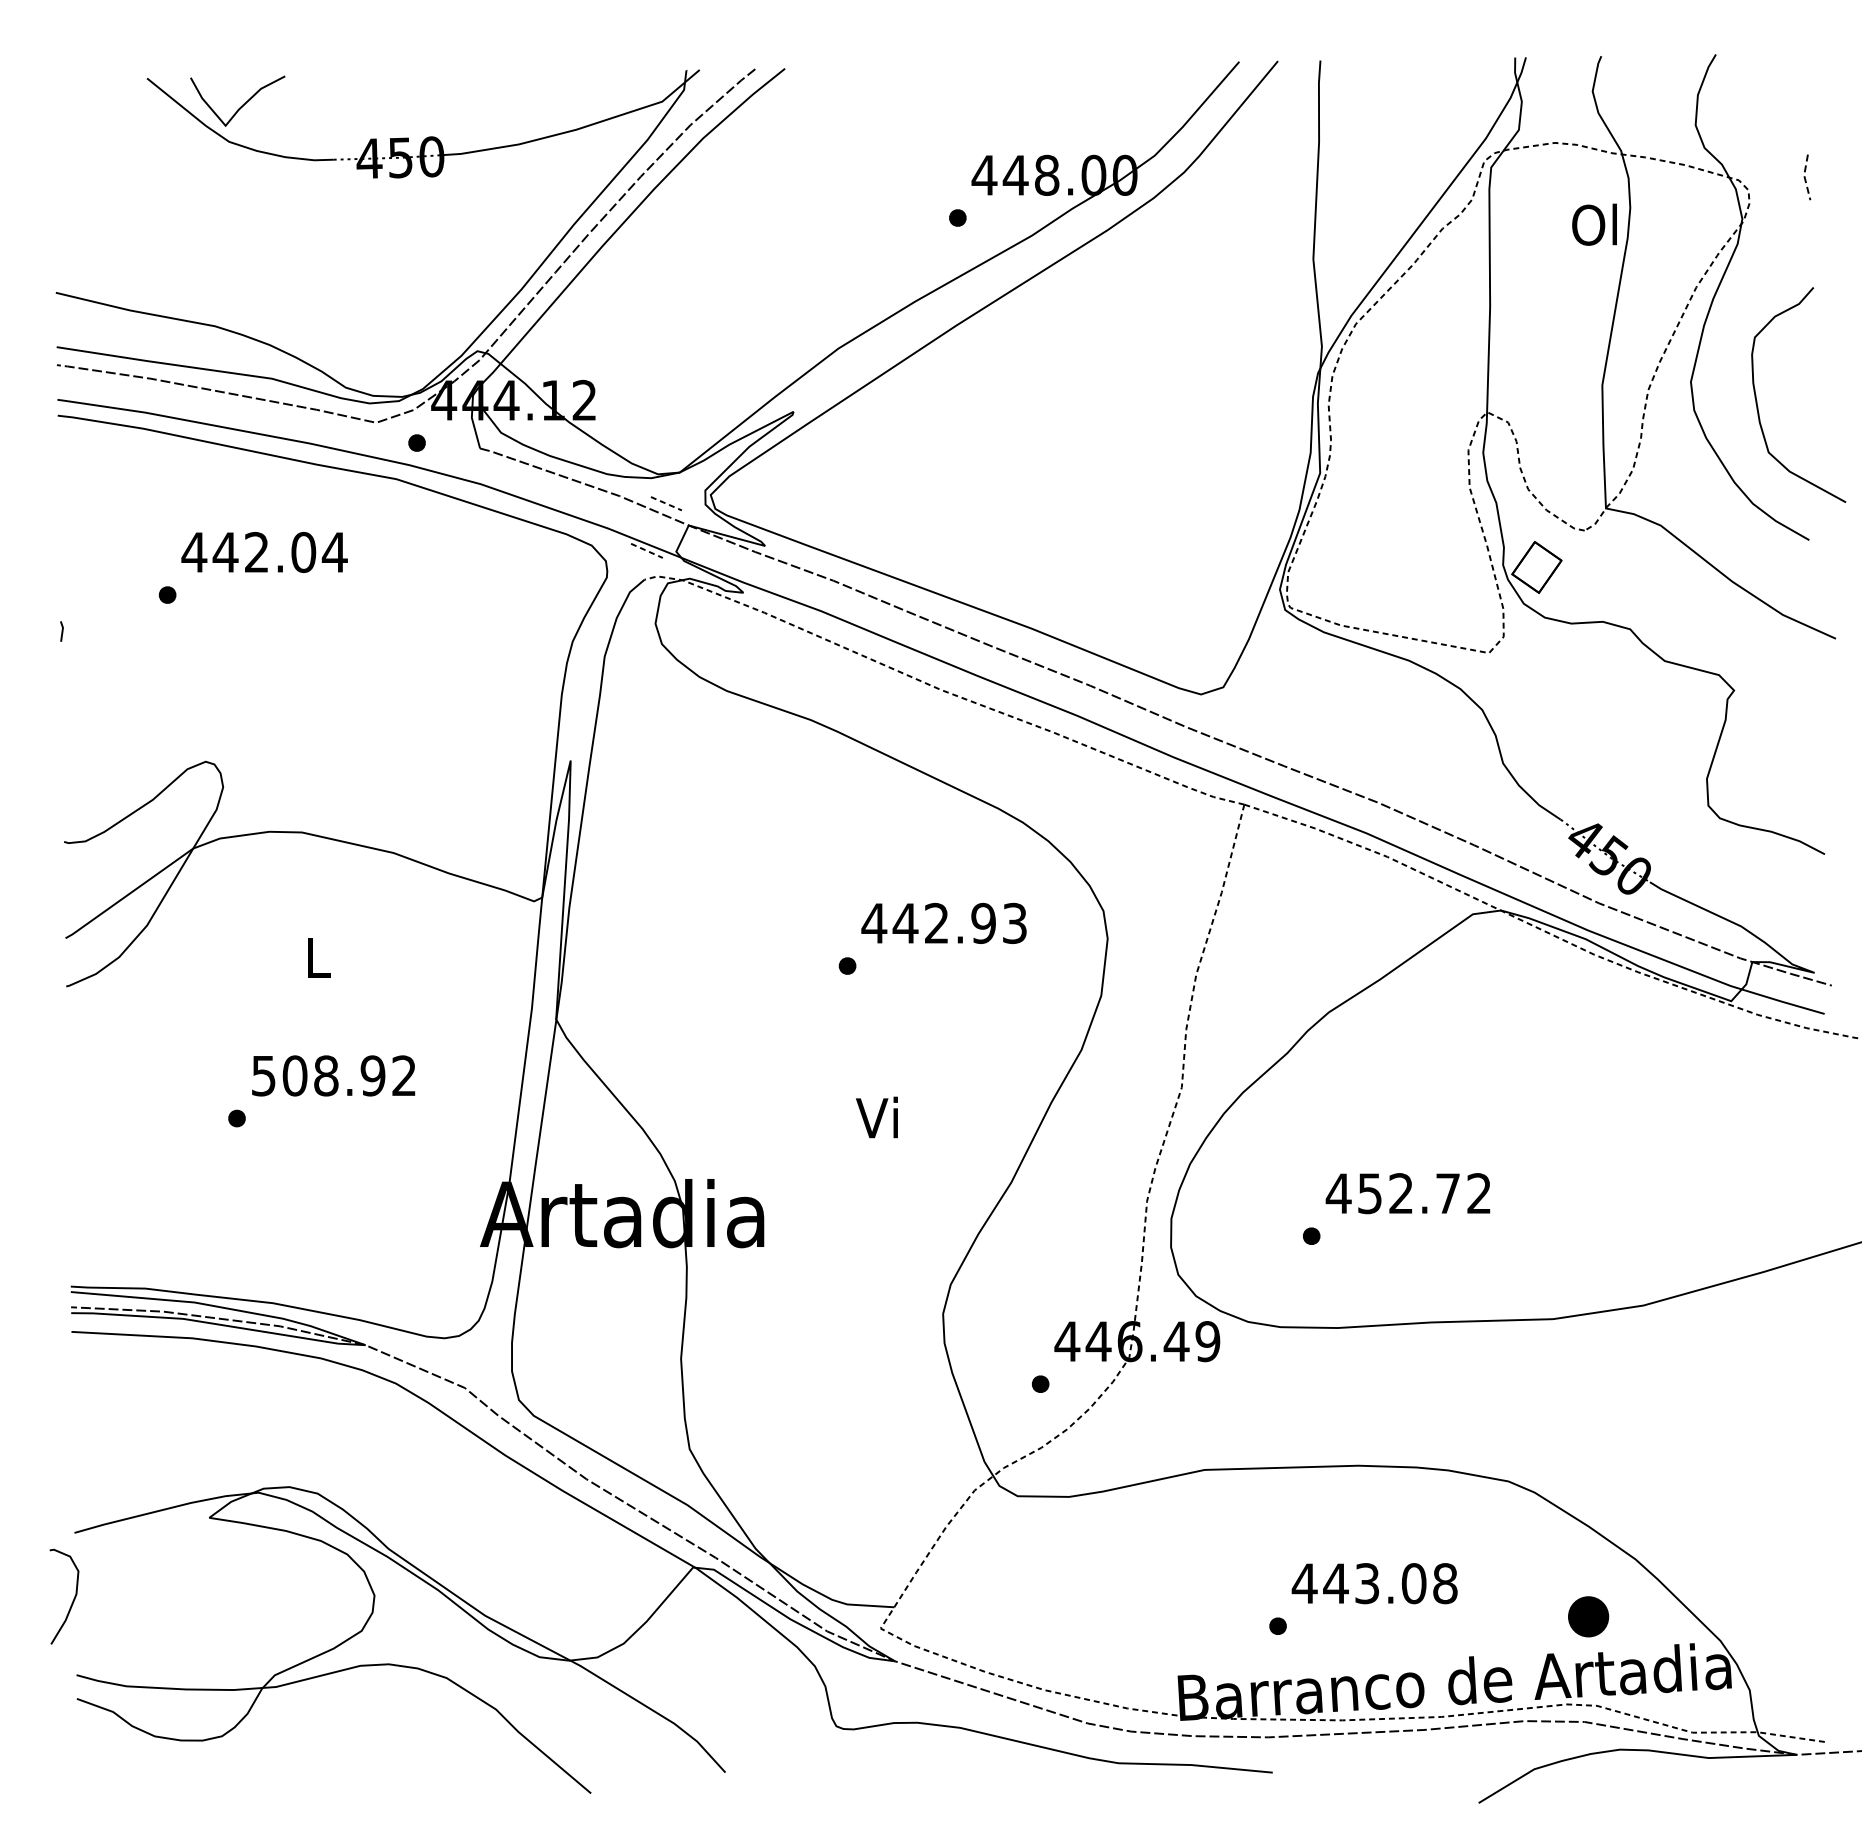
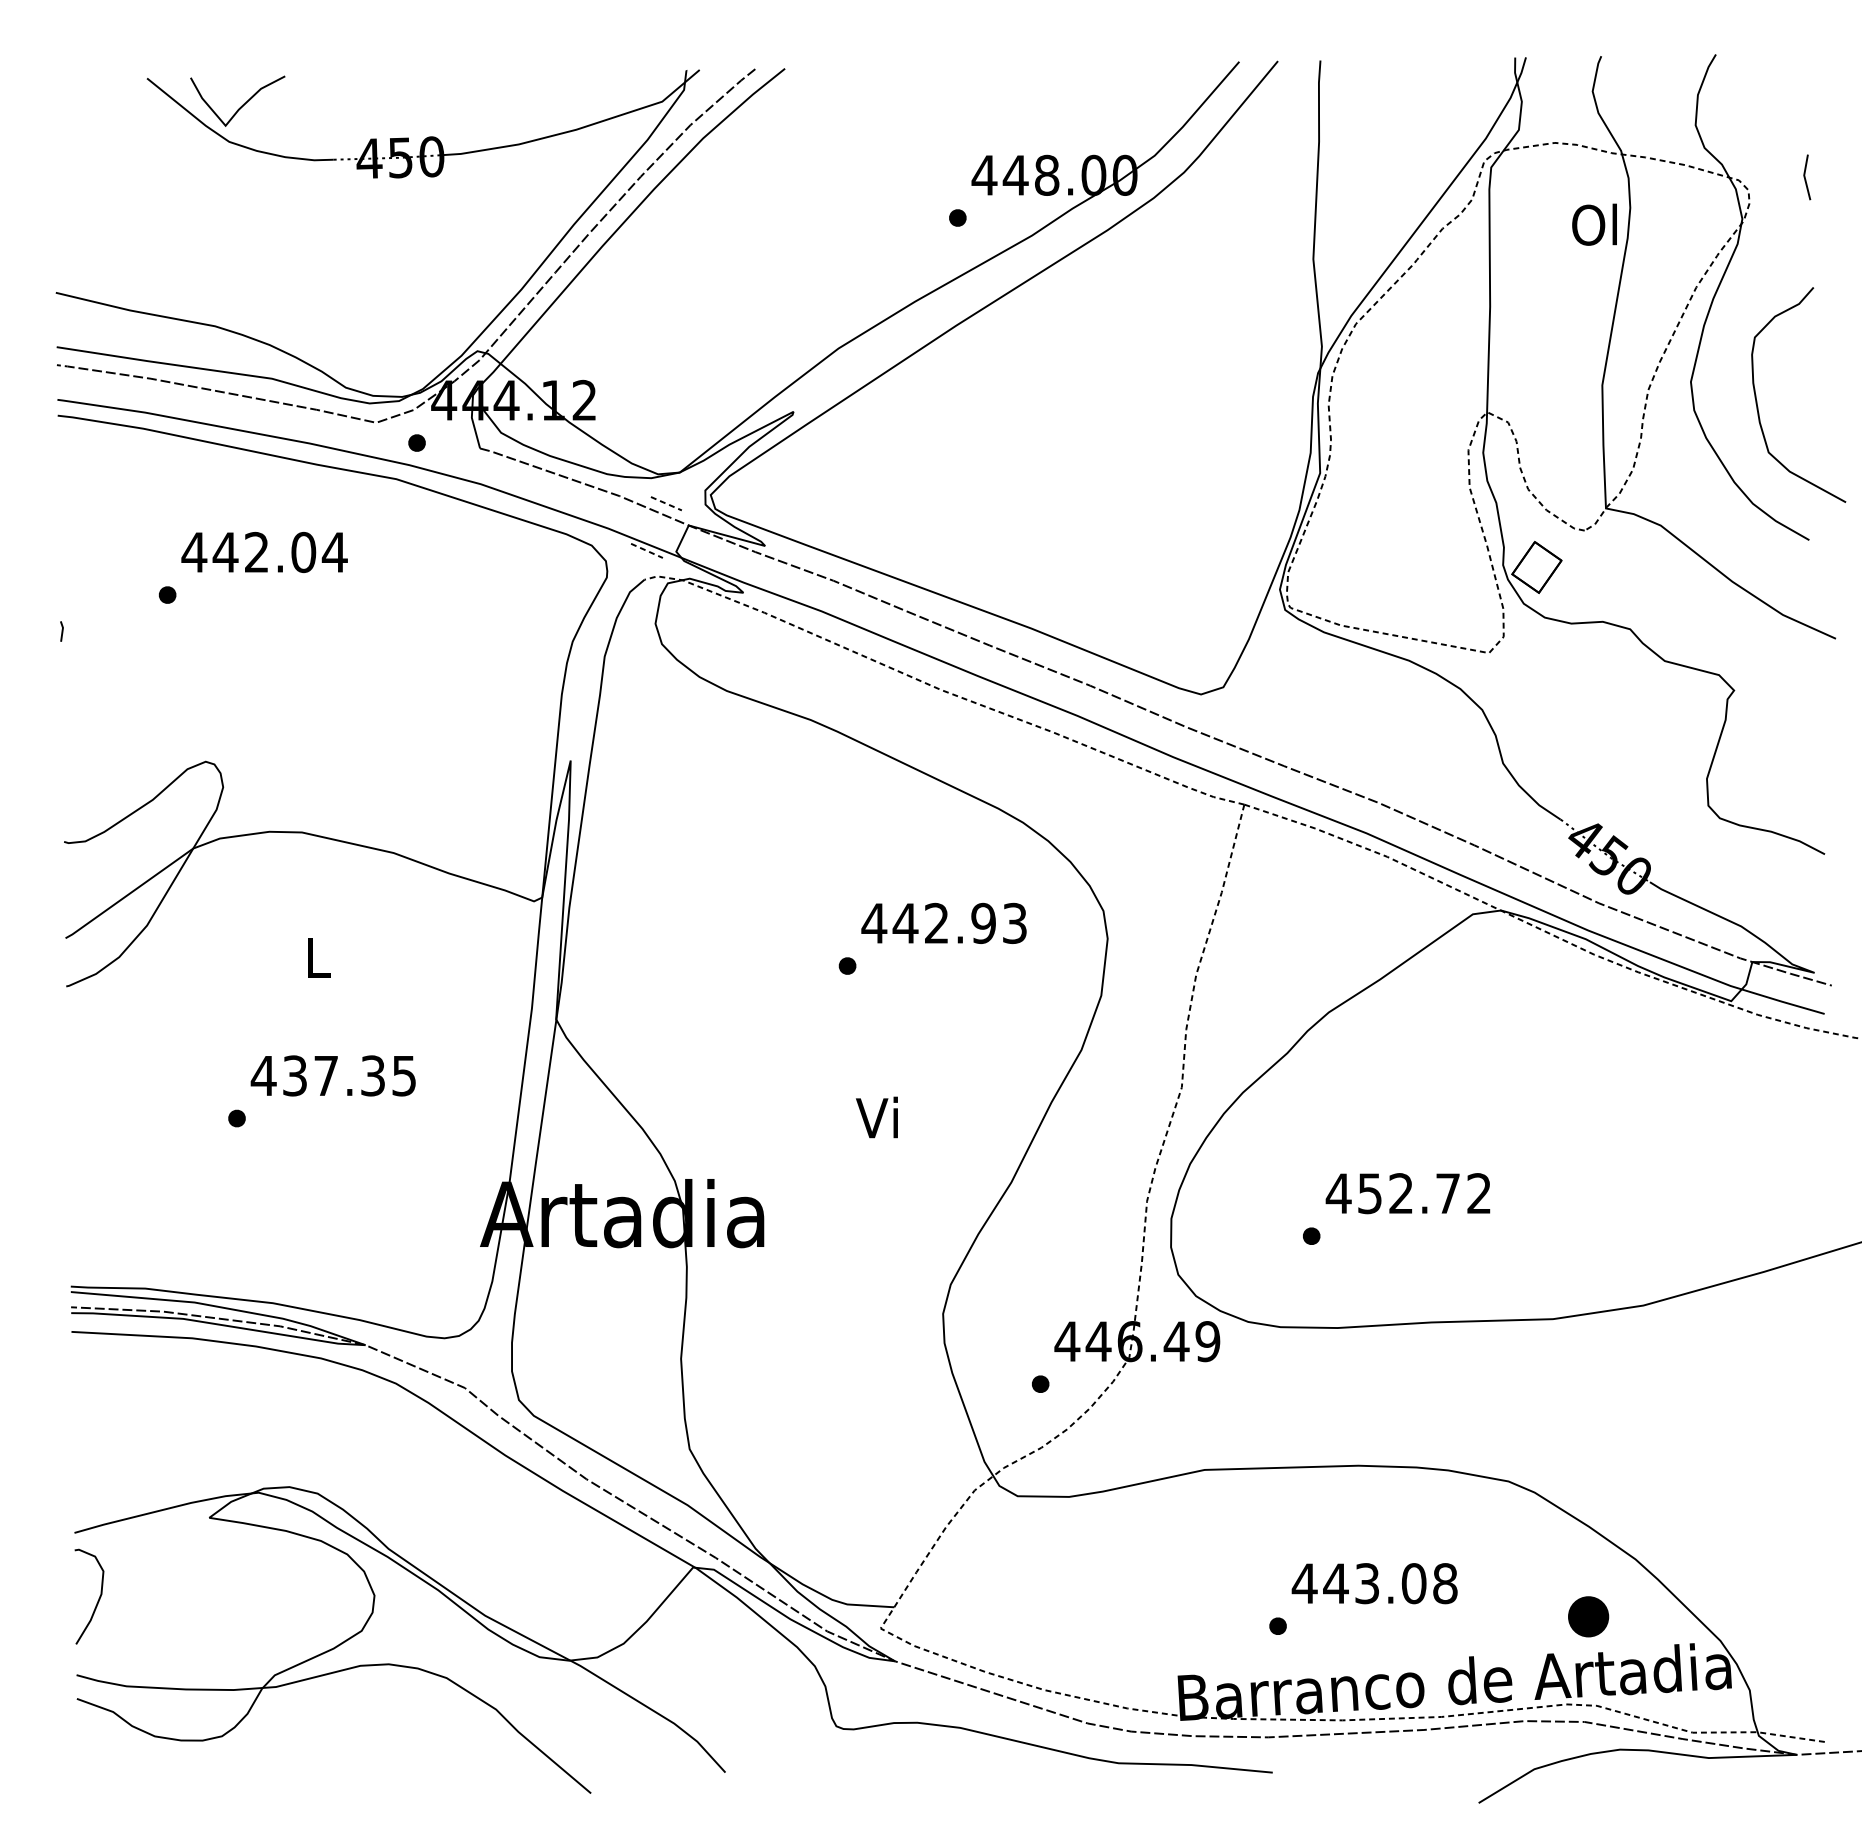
line: dashed -> solid (1804, 177)
text: 508.92 -> 437.35 (332, 1075)
curve position: (72, 1600) -> (97, 1600) (97, 1600)
